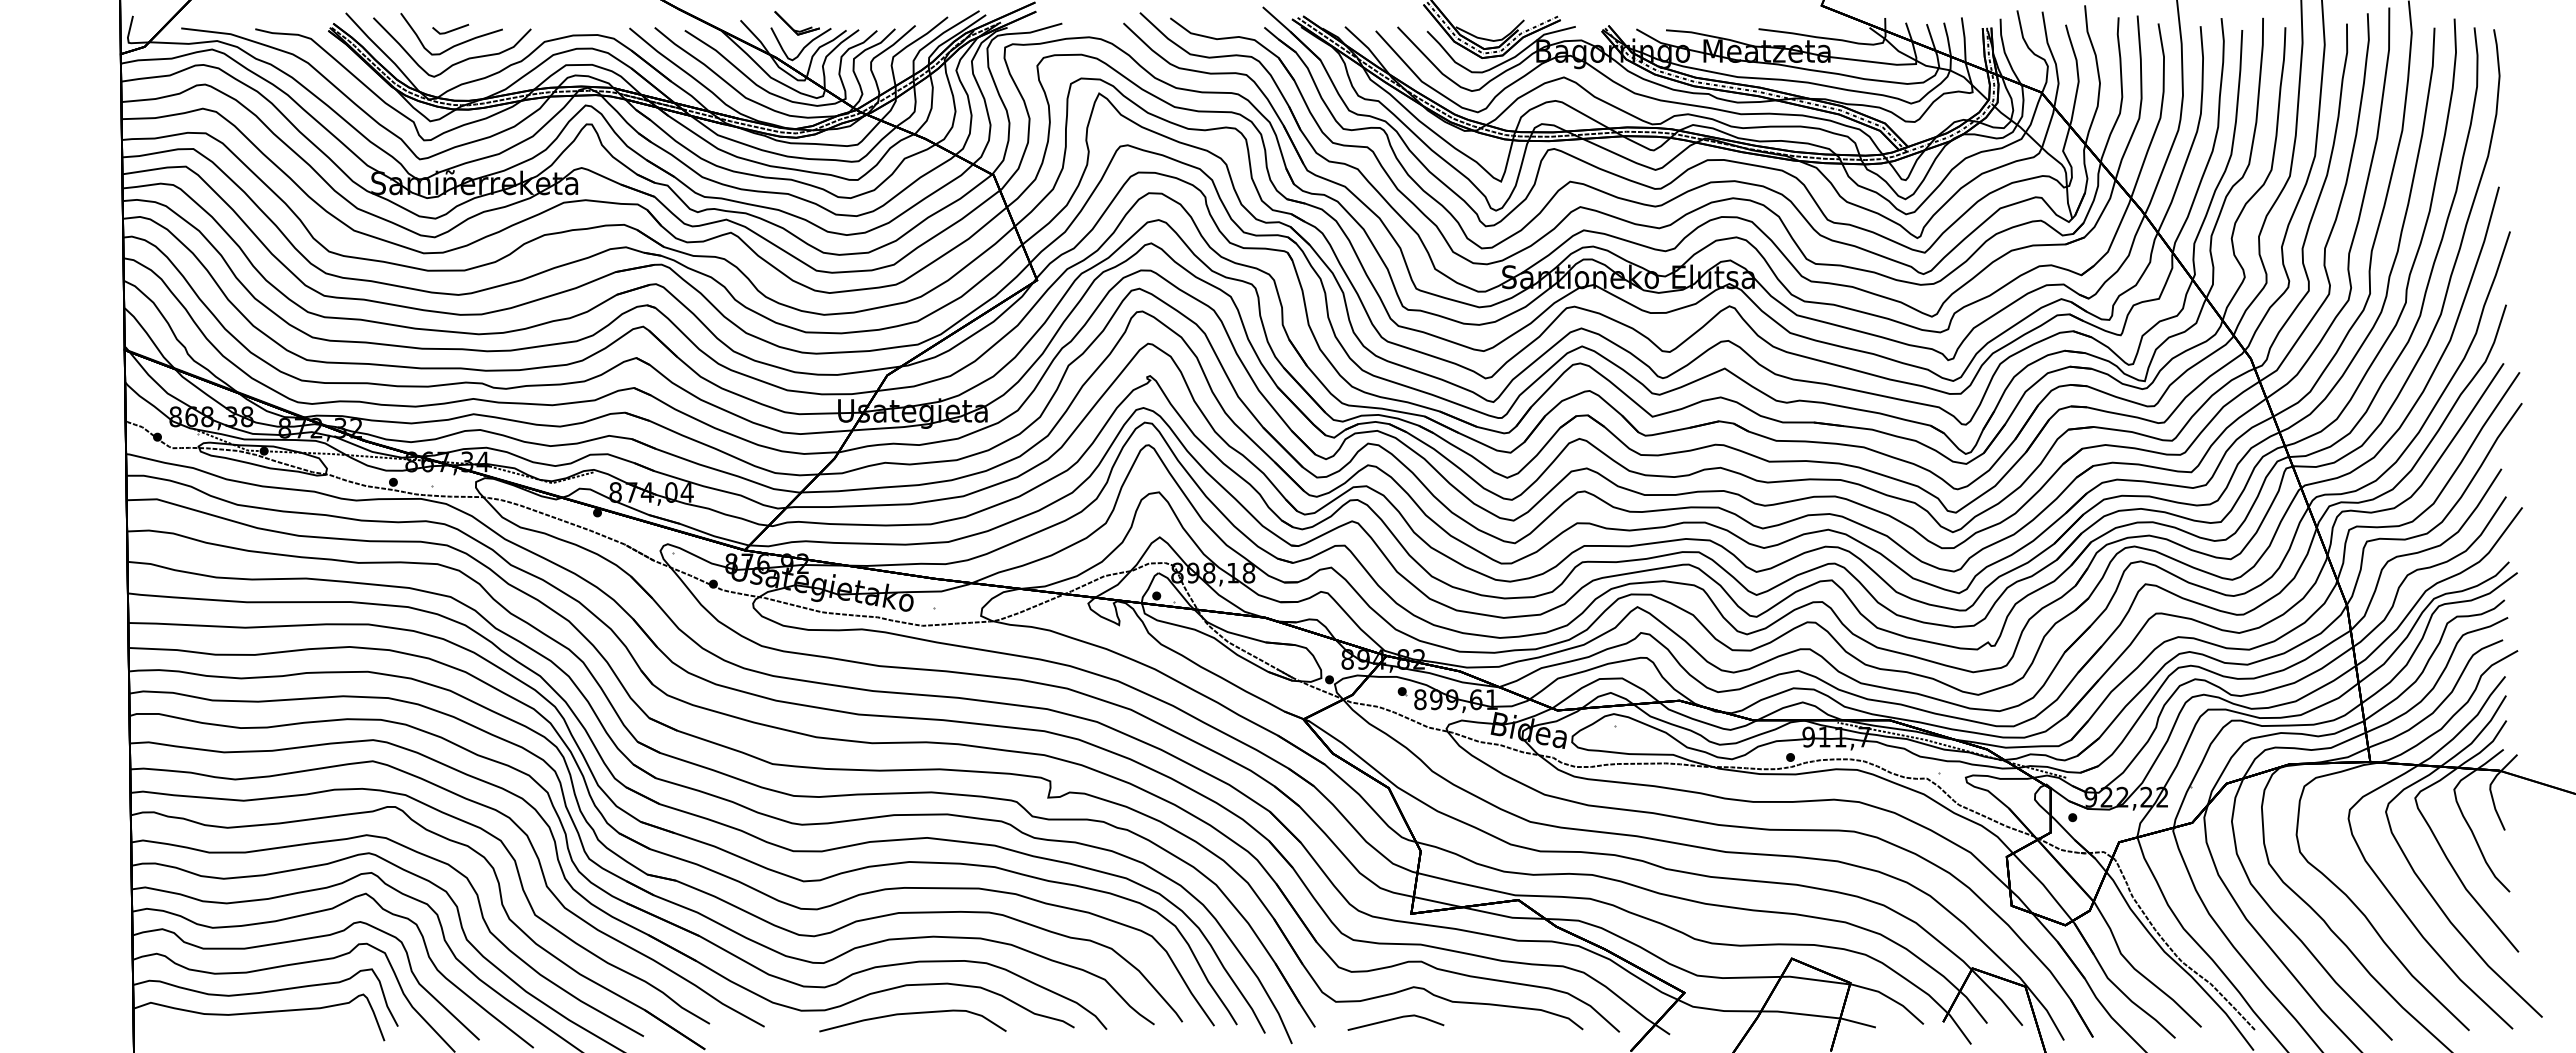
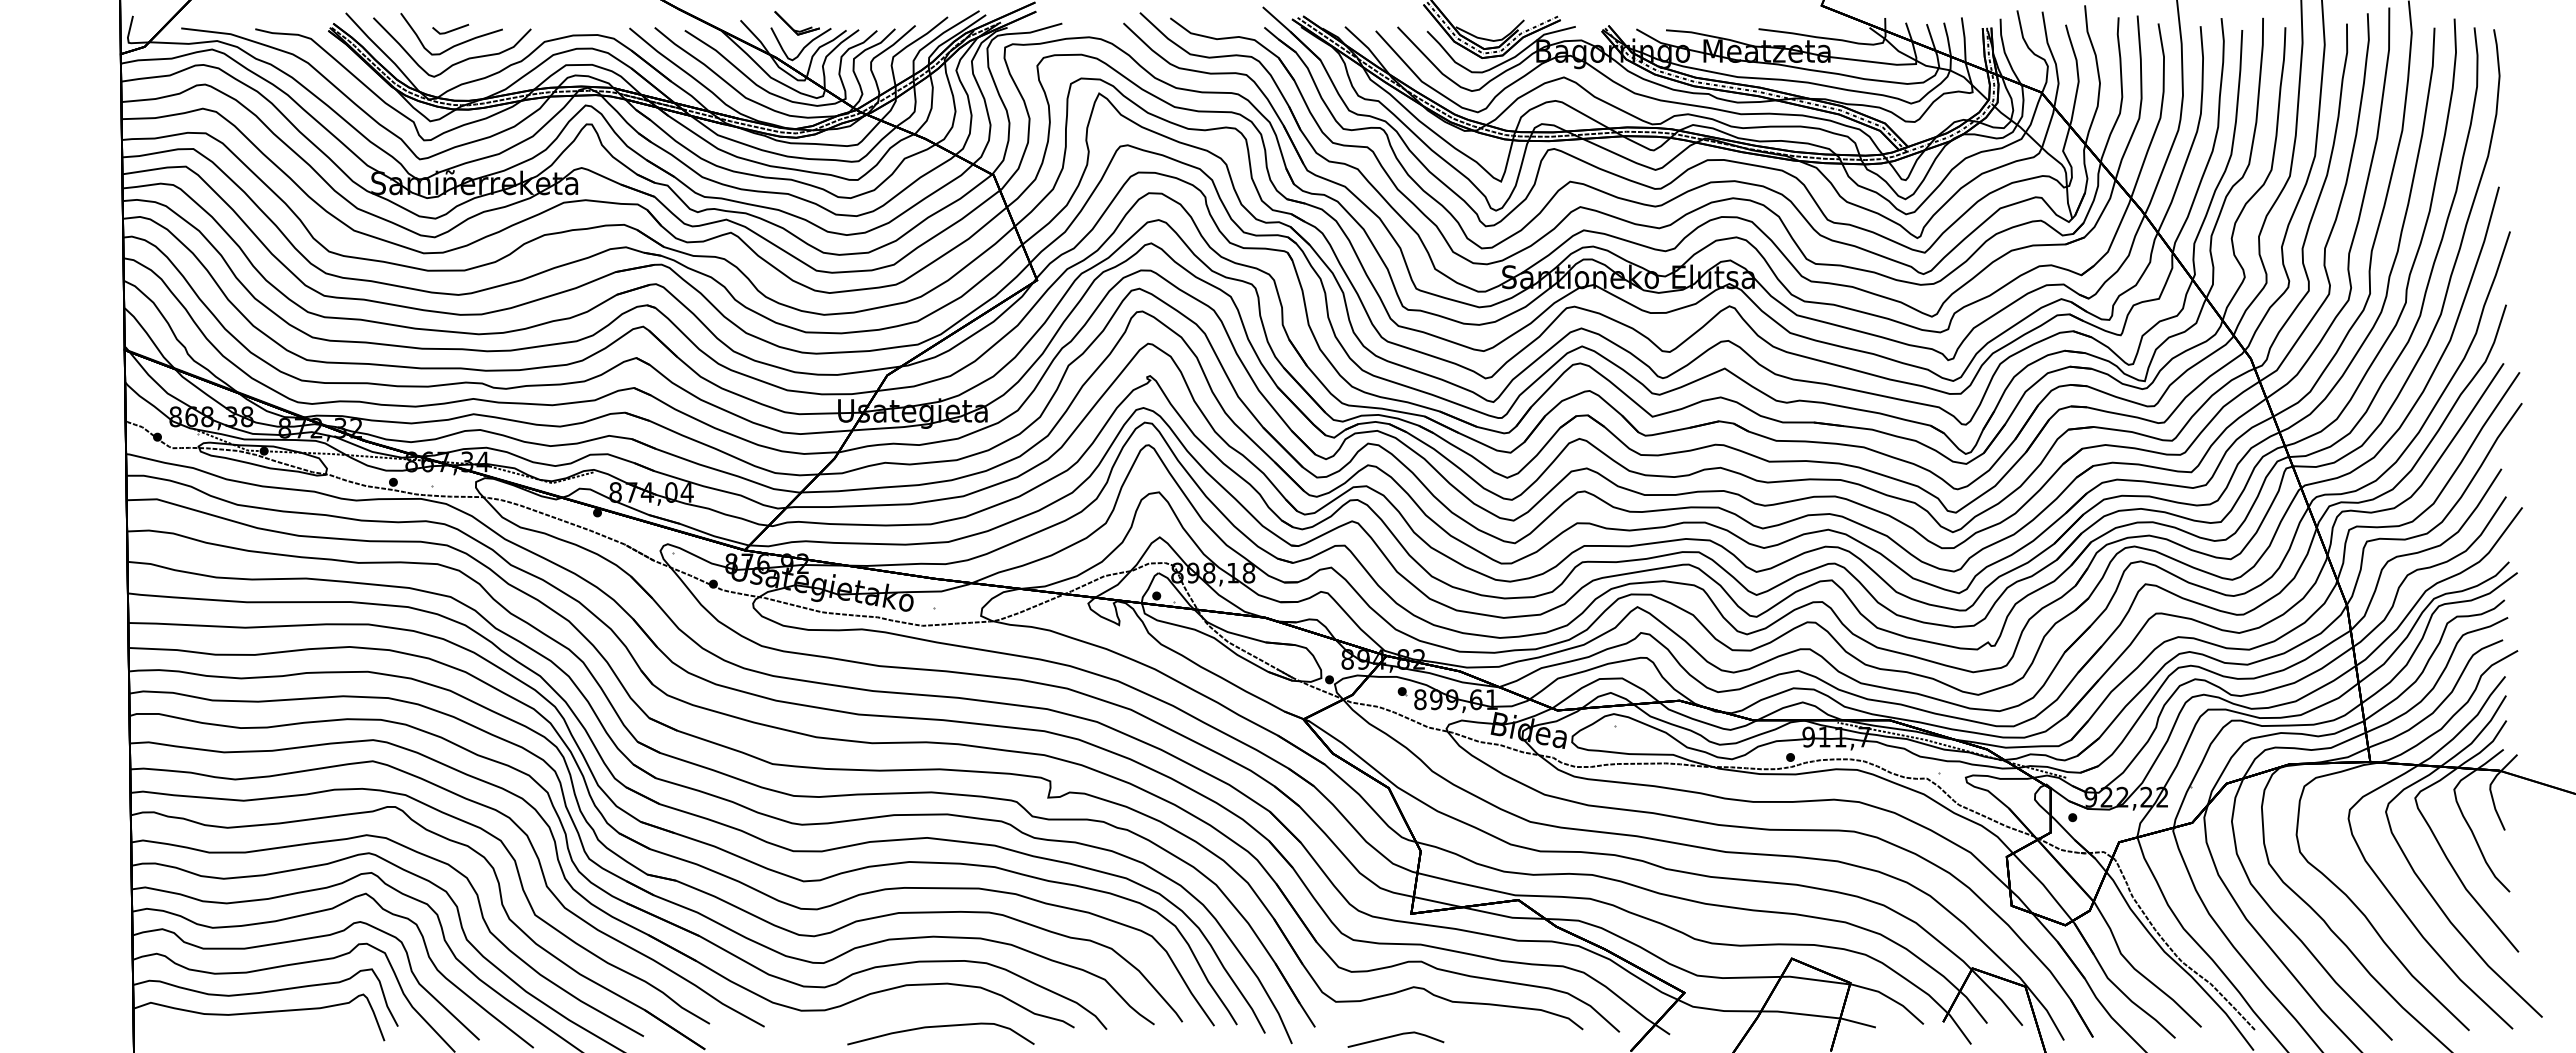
curve position: (912, 1014) -> (940, 1027) (940, 1027)
line position: (1395, 1019) -> (1395, 1036) (1395, 1036)
